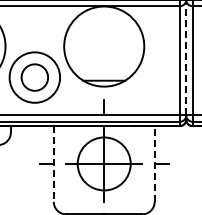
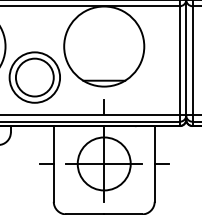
line: dashed -> solid (186, 57)
circle diameter: 26 px -> 38 px (34, 77)
line: dashed -> solid (53, 163)
line: dashed -> solid (154, 163)
